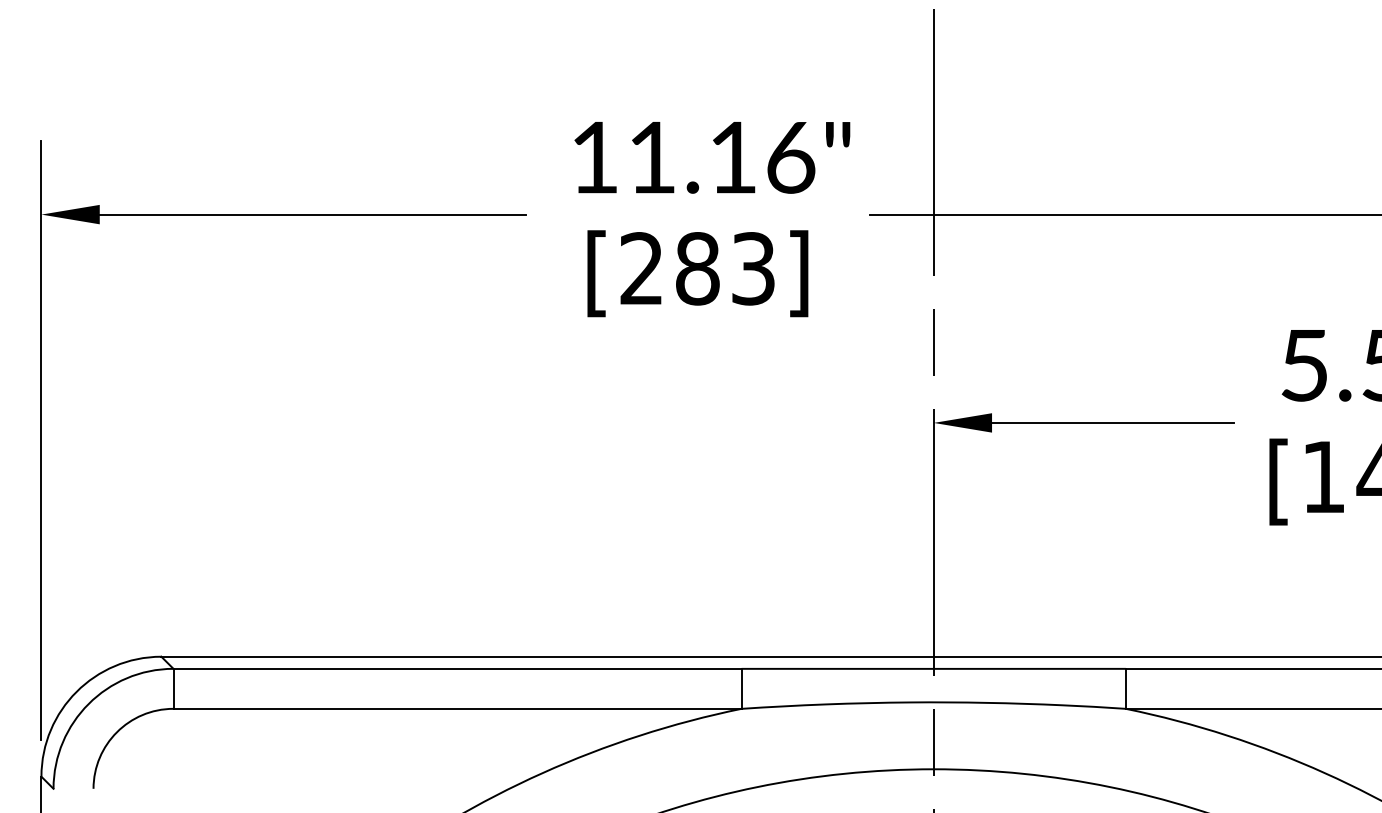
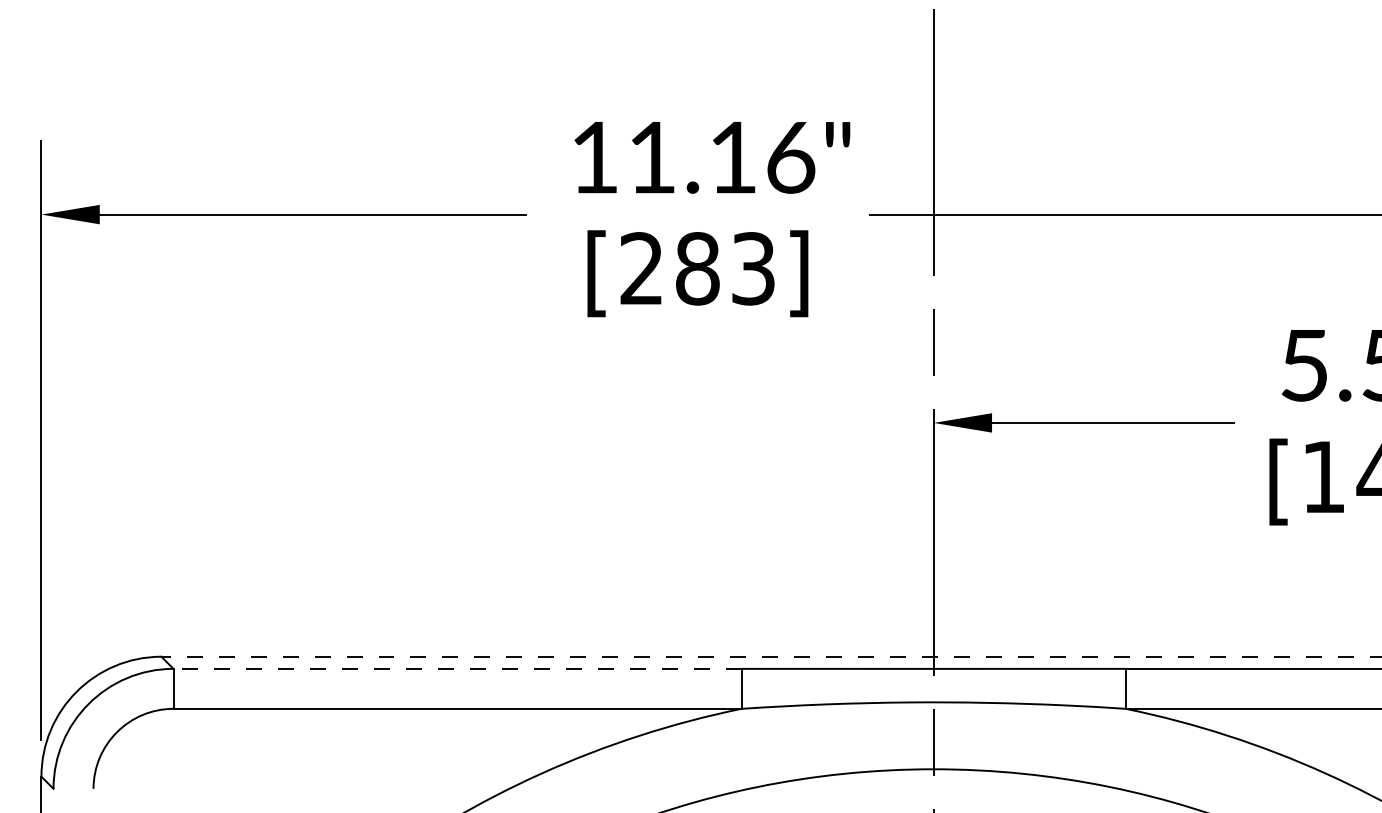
line: solid -> dashed (771, 656)
line: solid -> dashed (457, 668)
